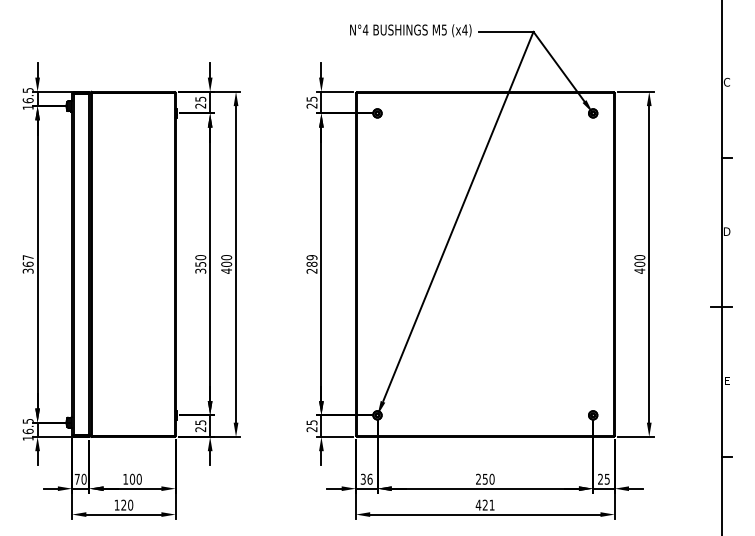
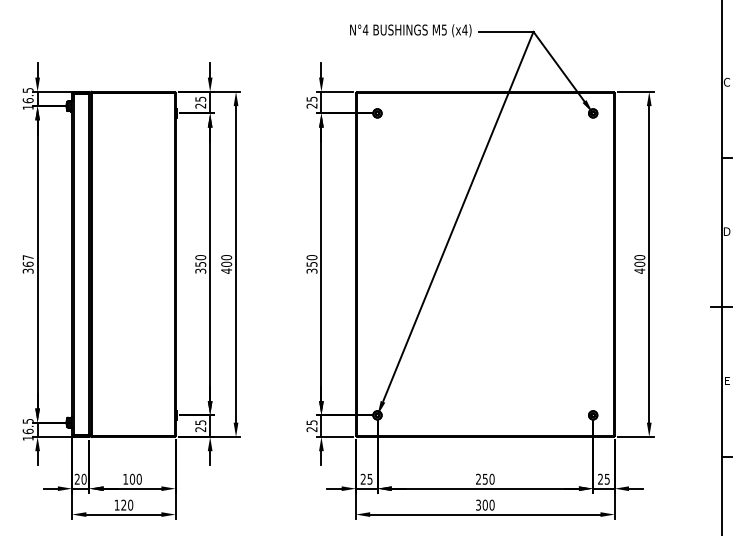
text: 289 -> 350 (311, 264)
text: 70 -> 20 (76, 478)
text: 36 -> 25 (366, 478)
text: 421 -> 300 (484, 504)
